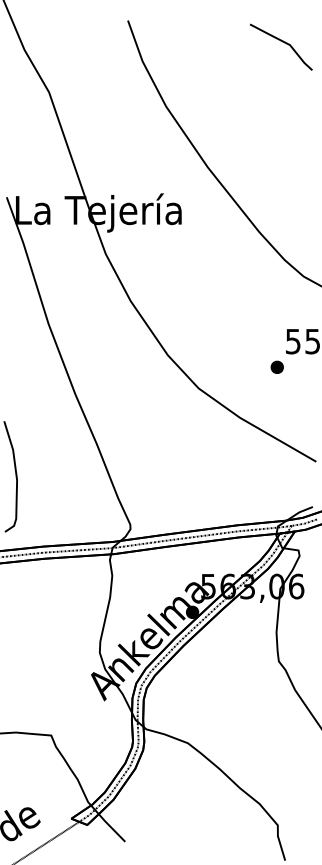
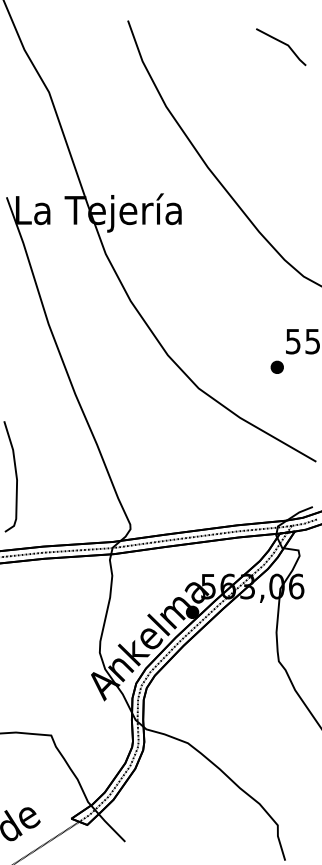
part size: 64x48 px -> 51x39 px (281, 47)
